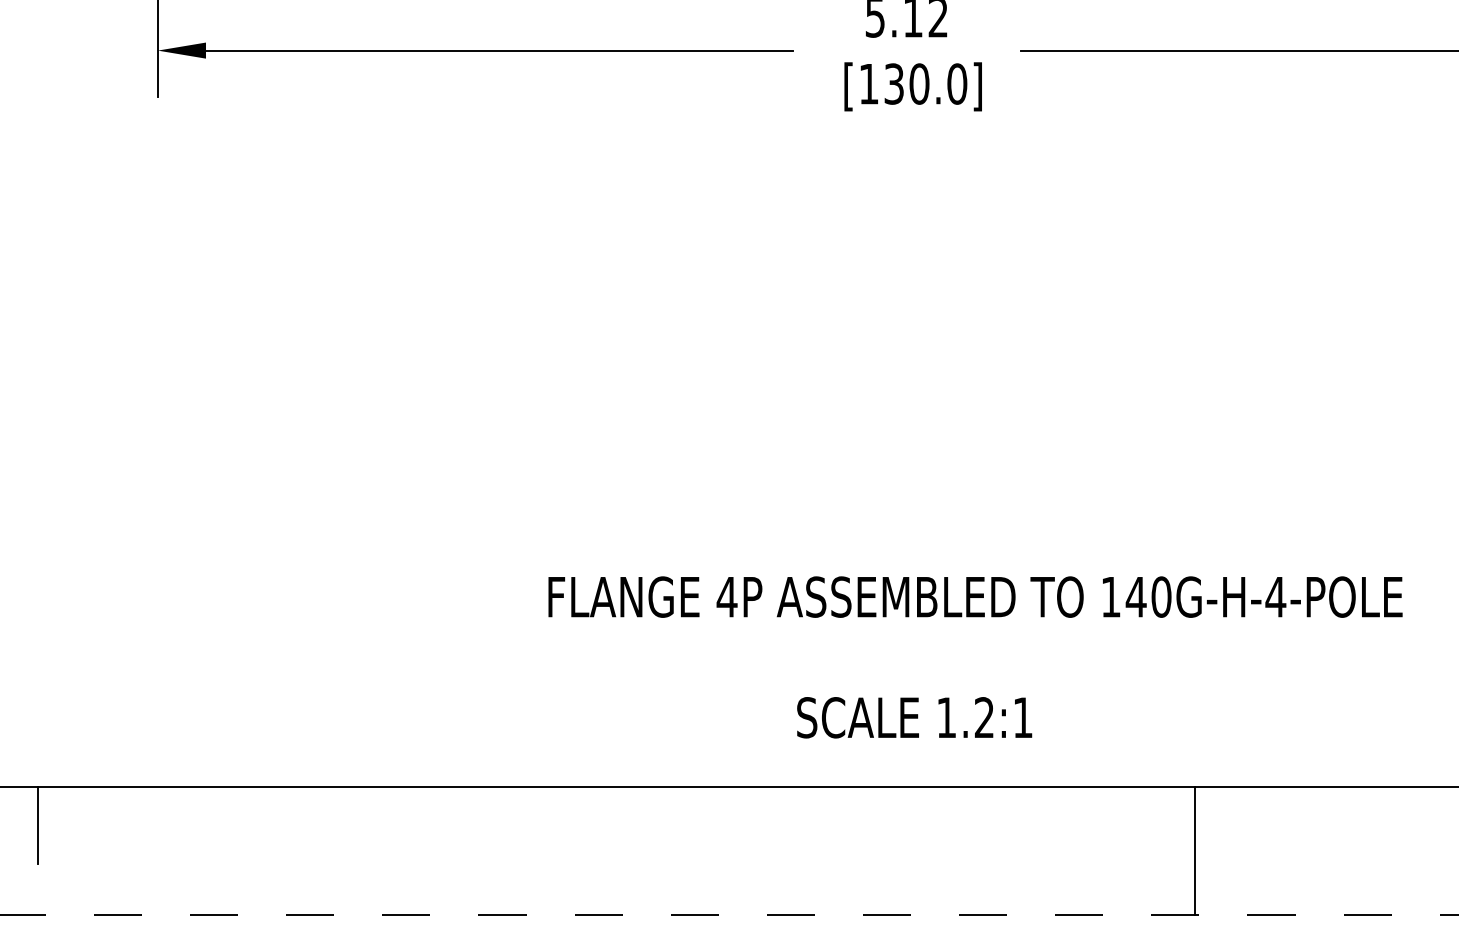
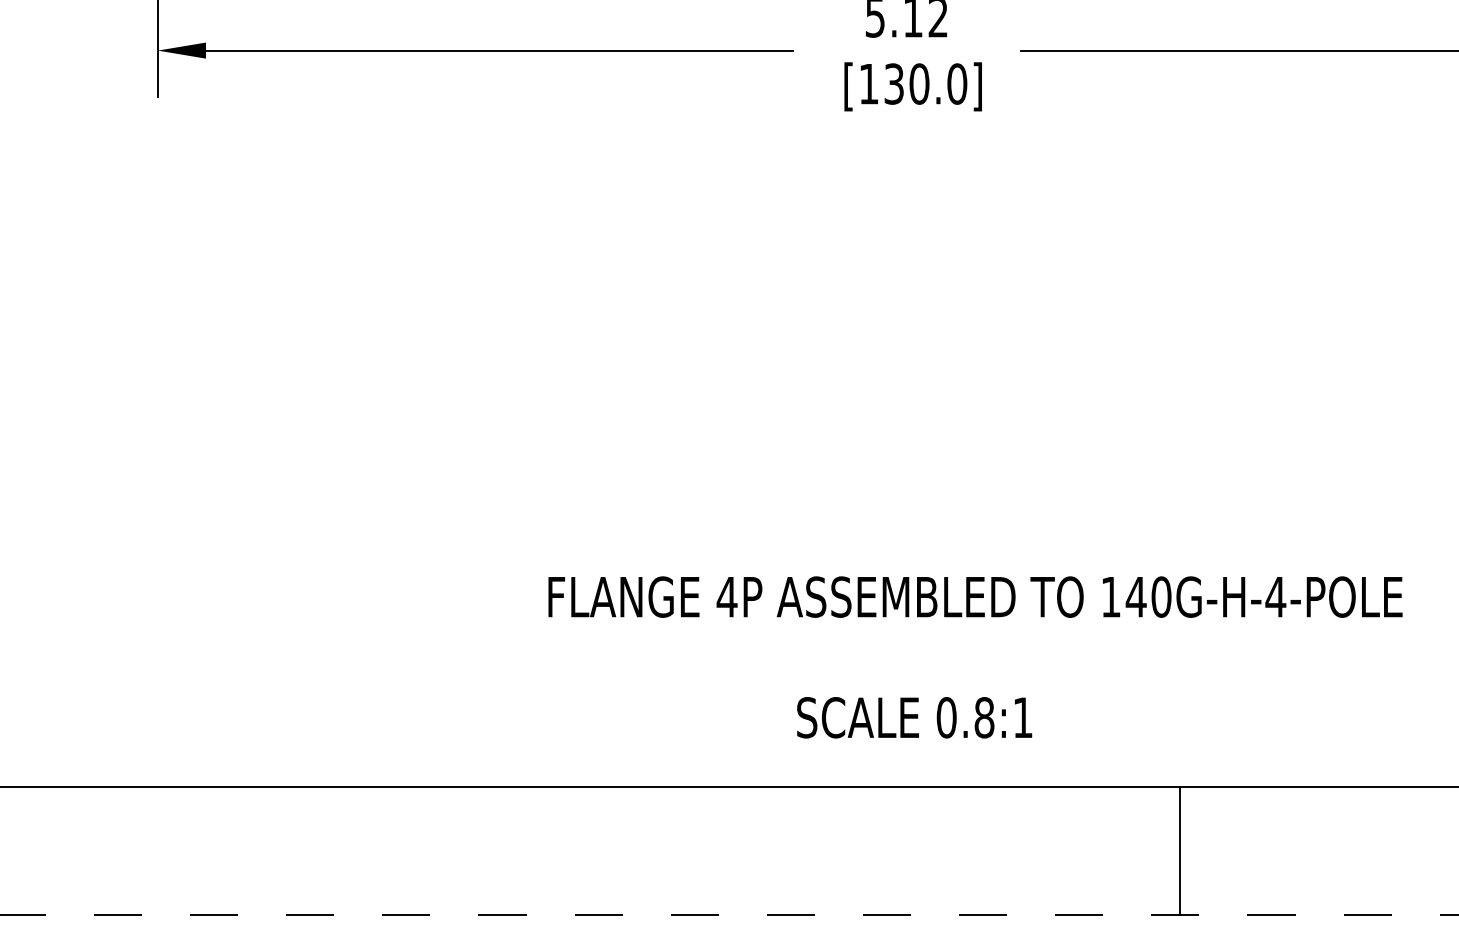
text: 1.2:1 -> 0.8:1 (965, 717)
line: present -> none (38, 825)
line position: (1195, 850) -> (1180, 850) (1180, 850)
